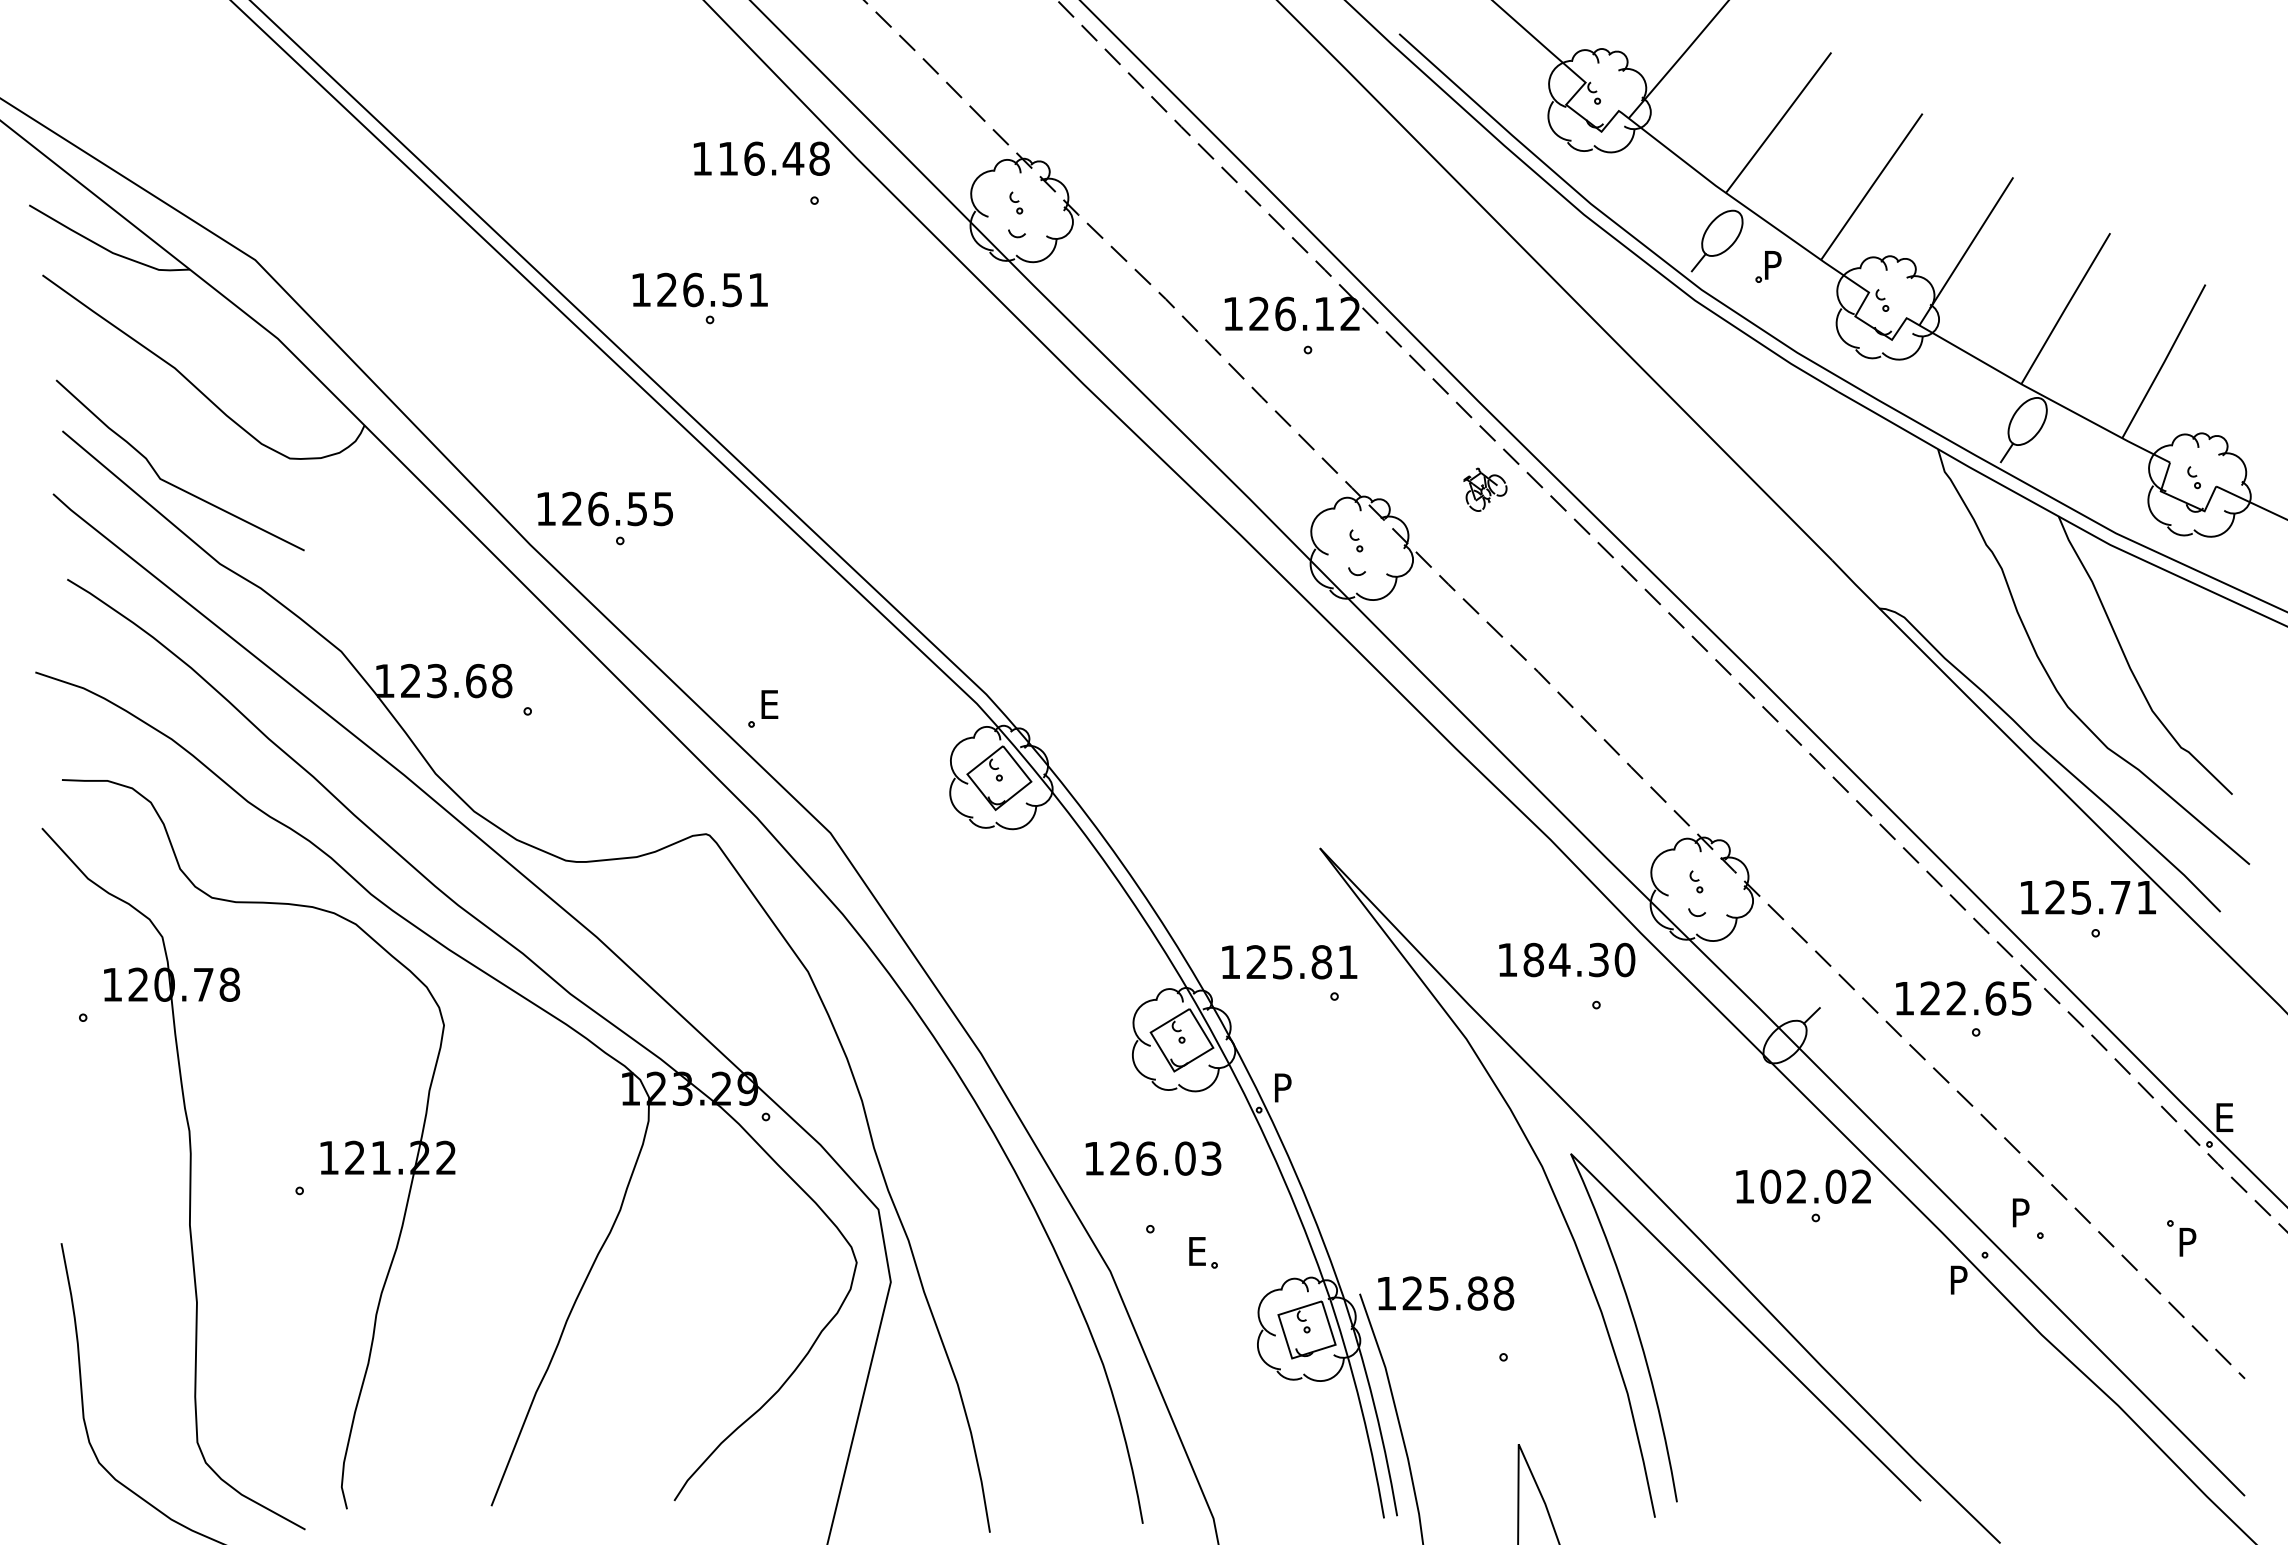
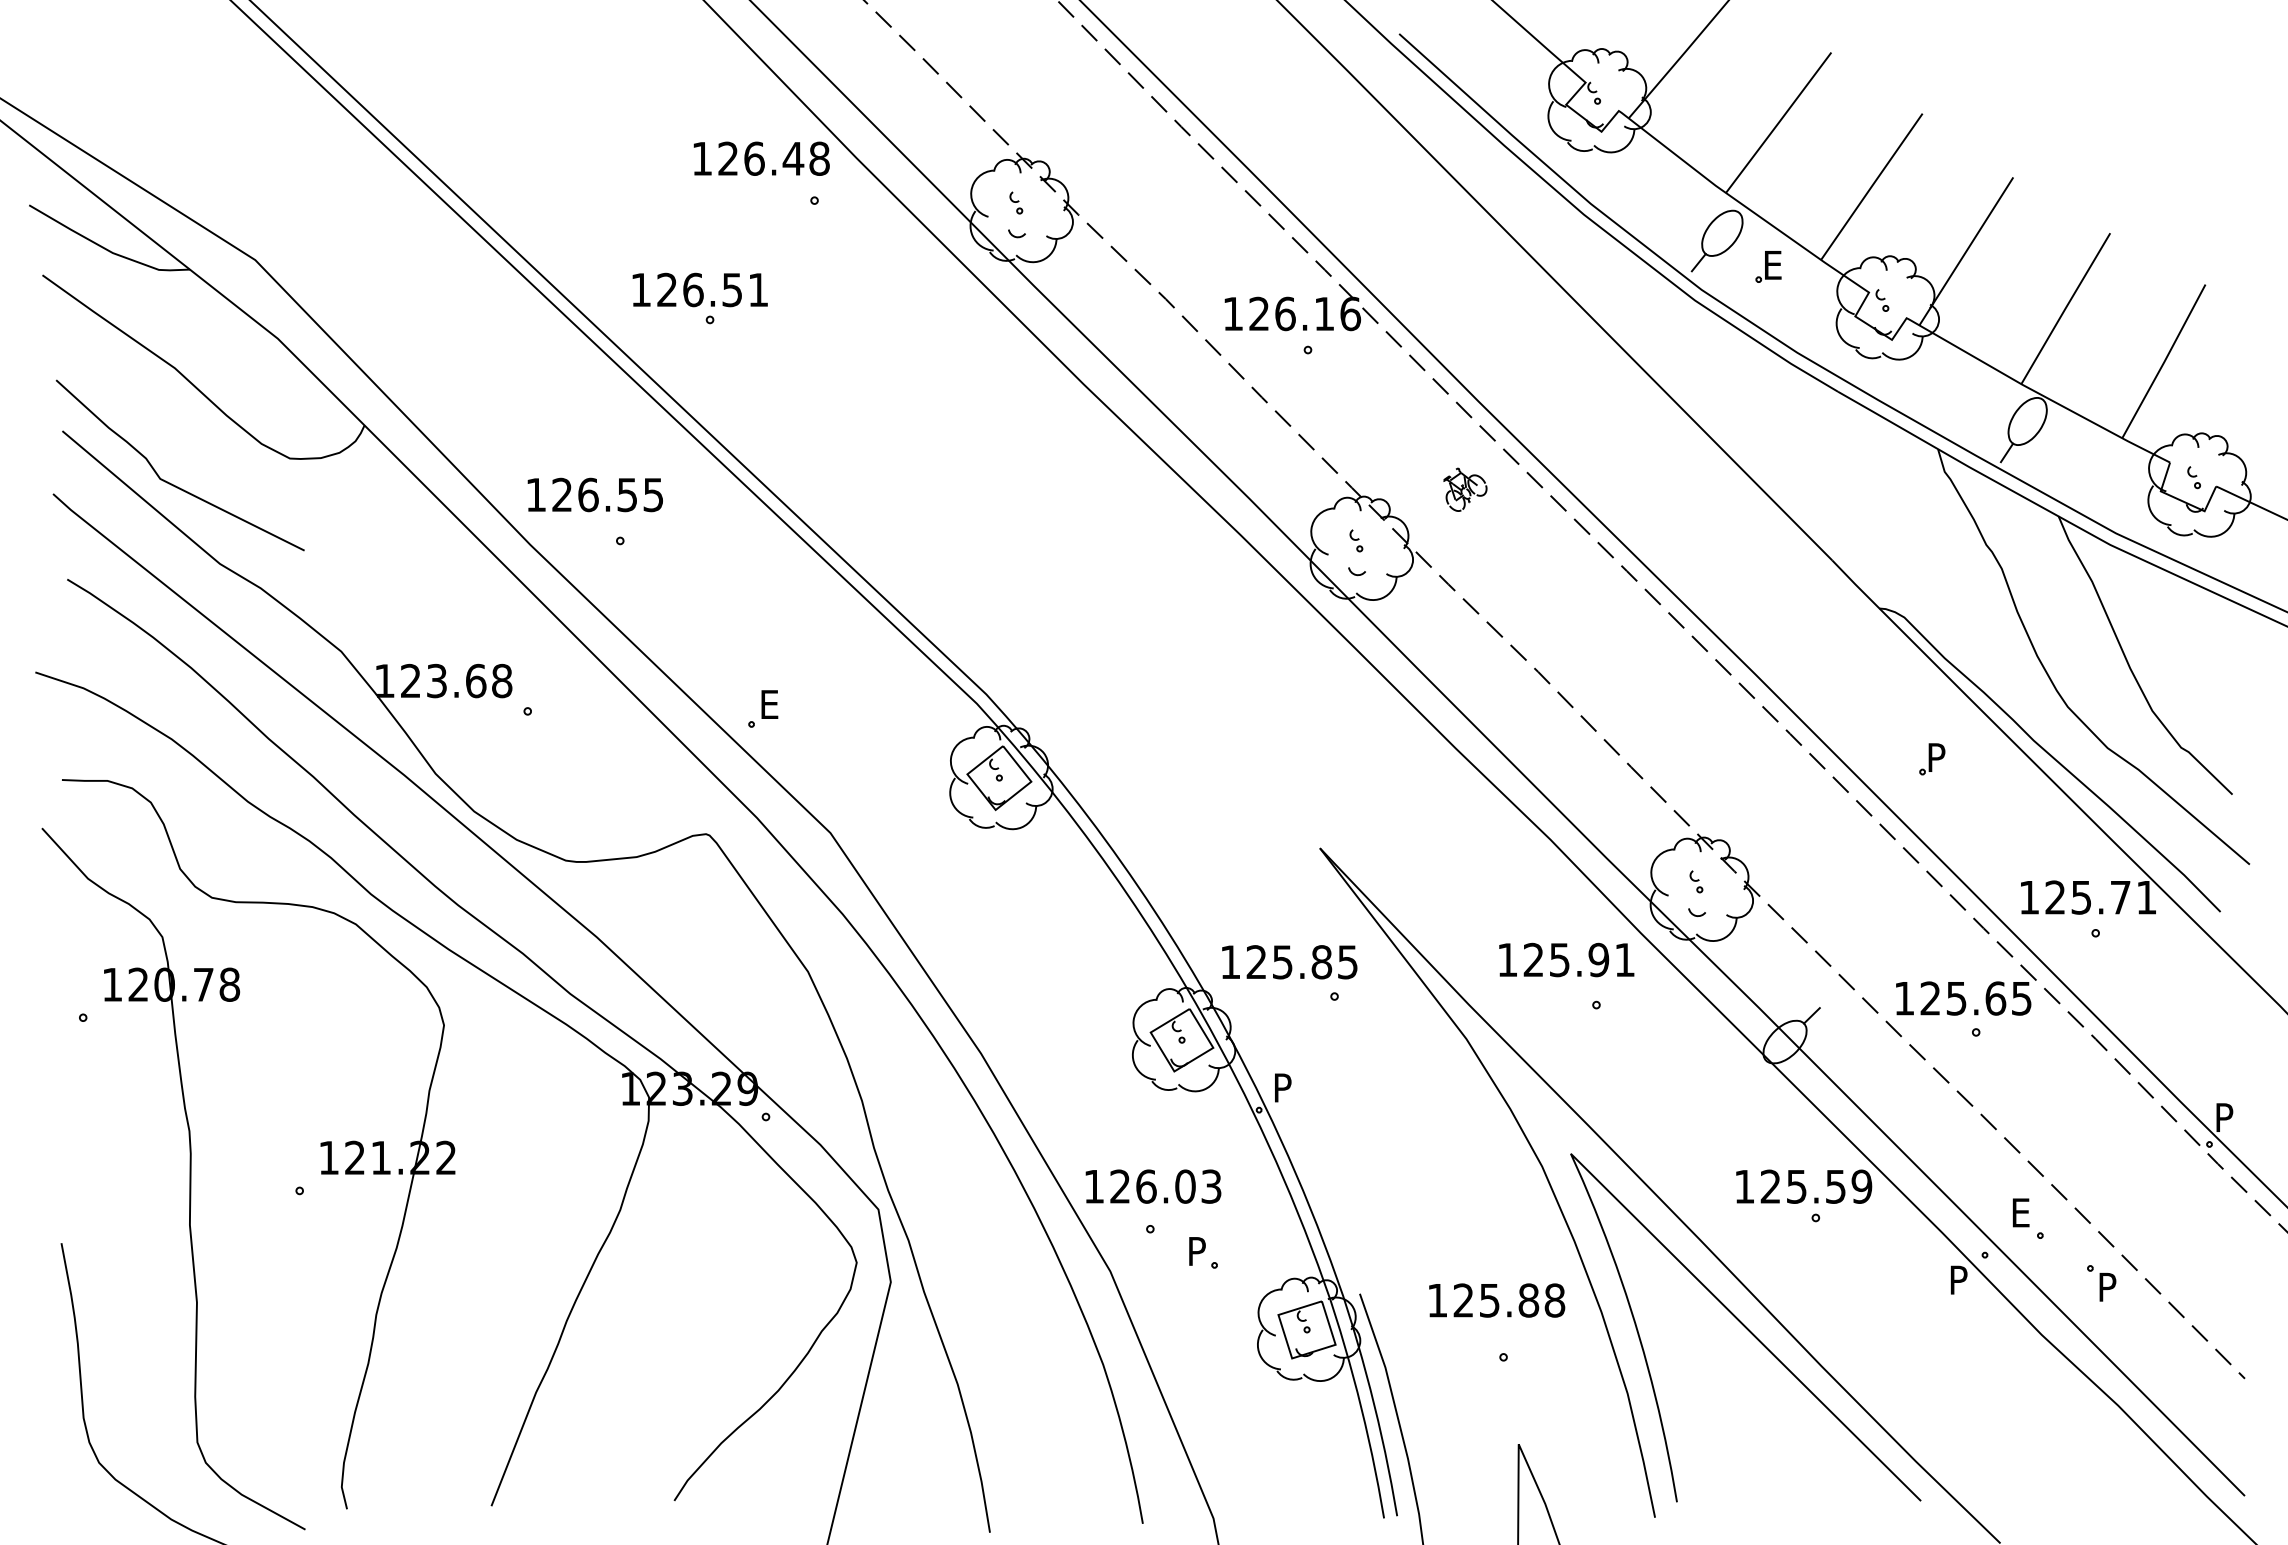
text: 116.48 -> 126.48 (727, 158)
text: P -> E (1774, 265)
text: 126.12 -> 126.16 (1350, 313)
part position: (1485, 489) -> (1465, 489) (1465, 489)
text position: (604, 508) -> (594, 494) (594, 494)
part: none -> present (1932, 759)
text: 184.30 -> 125.91 (1579, 959)
text: 125.81 -> 125.85 (1347, 962)
text: 122.65 -> 125.65 (1956, 998)
text: E -> P (2226, 1117)
text position: (1153, 1158) -> (1153, 1186) (1153, 1186)
text: 102.02 -> 125.59 (1816, 1186)
text: P -> E (2022, 1212)
part position: (2181, 1238) -> (2101, 1283) (2101, 1283)
text: E -> P (1198, 1251)
text position: (1446, 1293) -> (1497, 1300) (1497, 1300)
